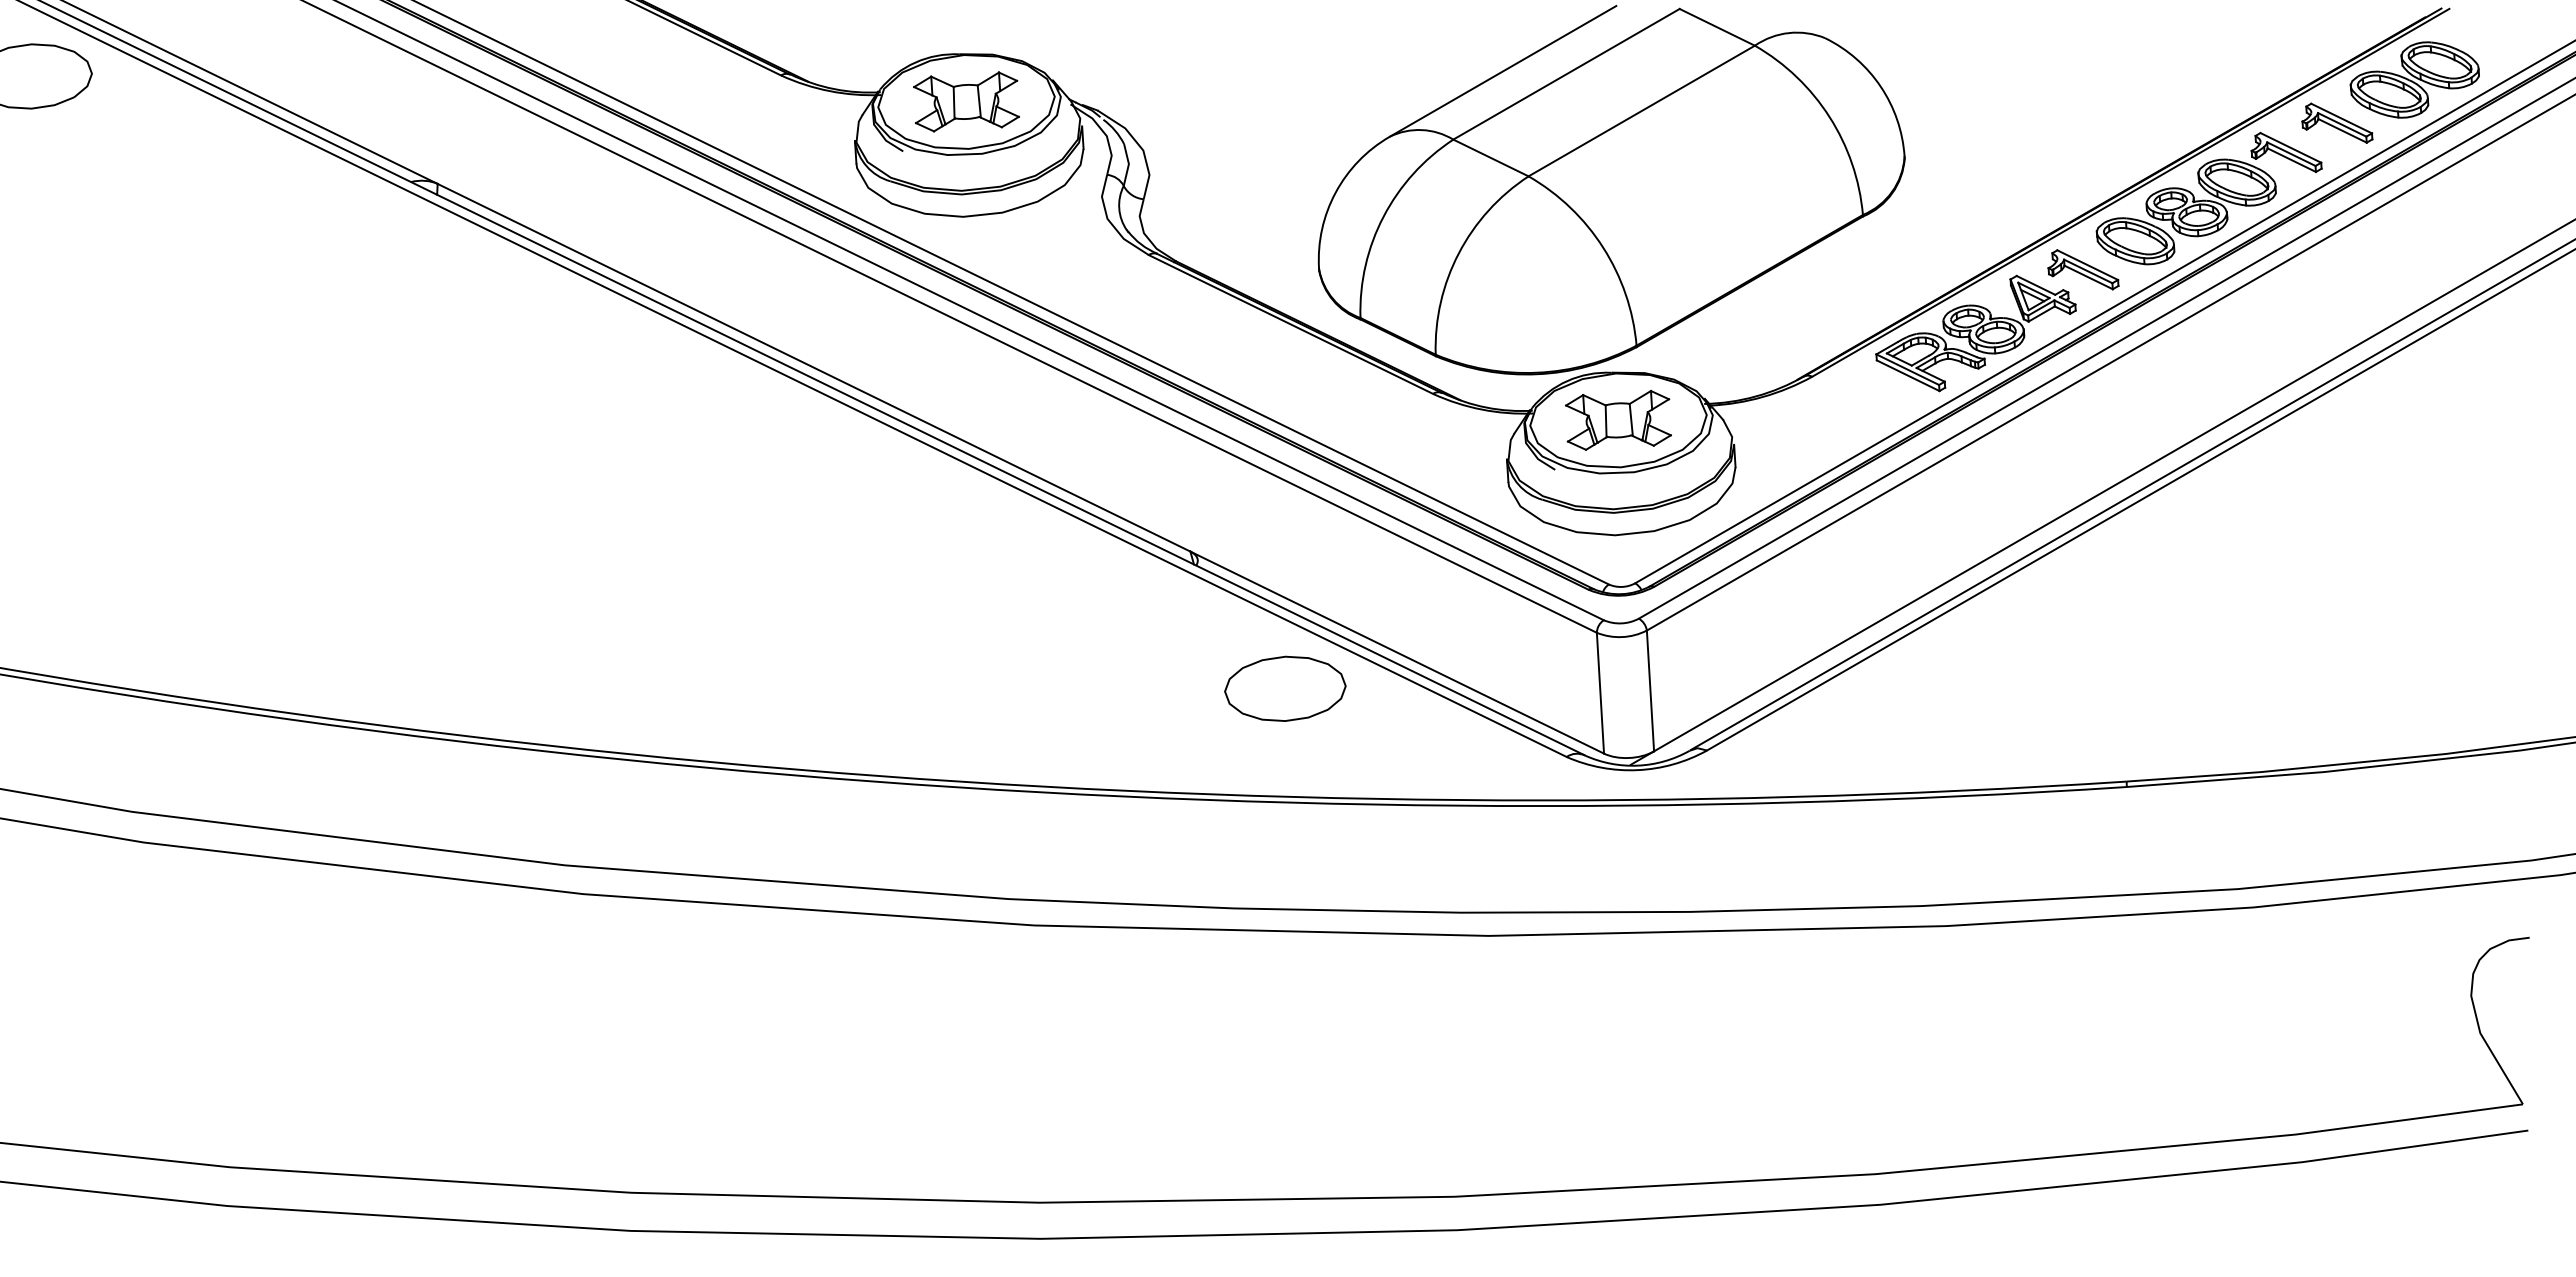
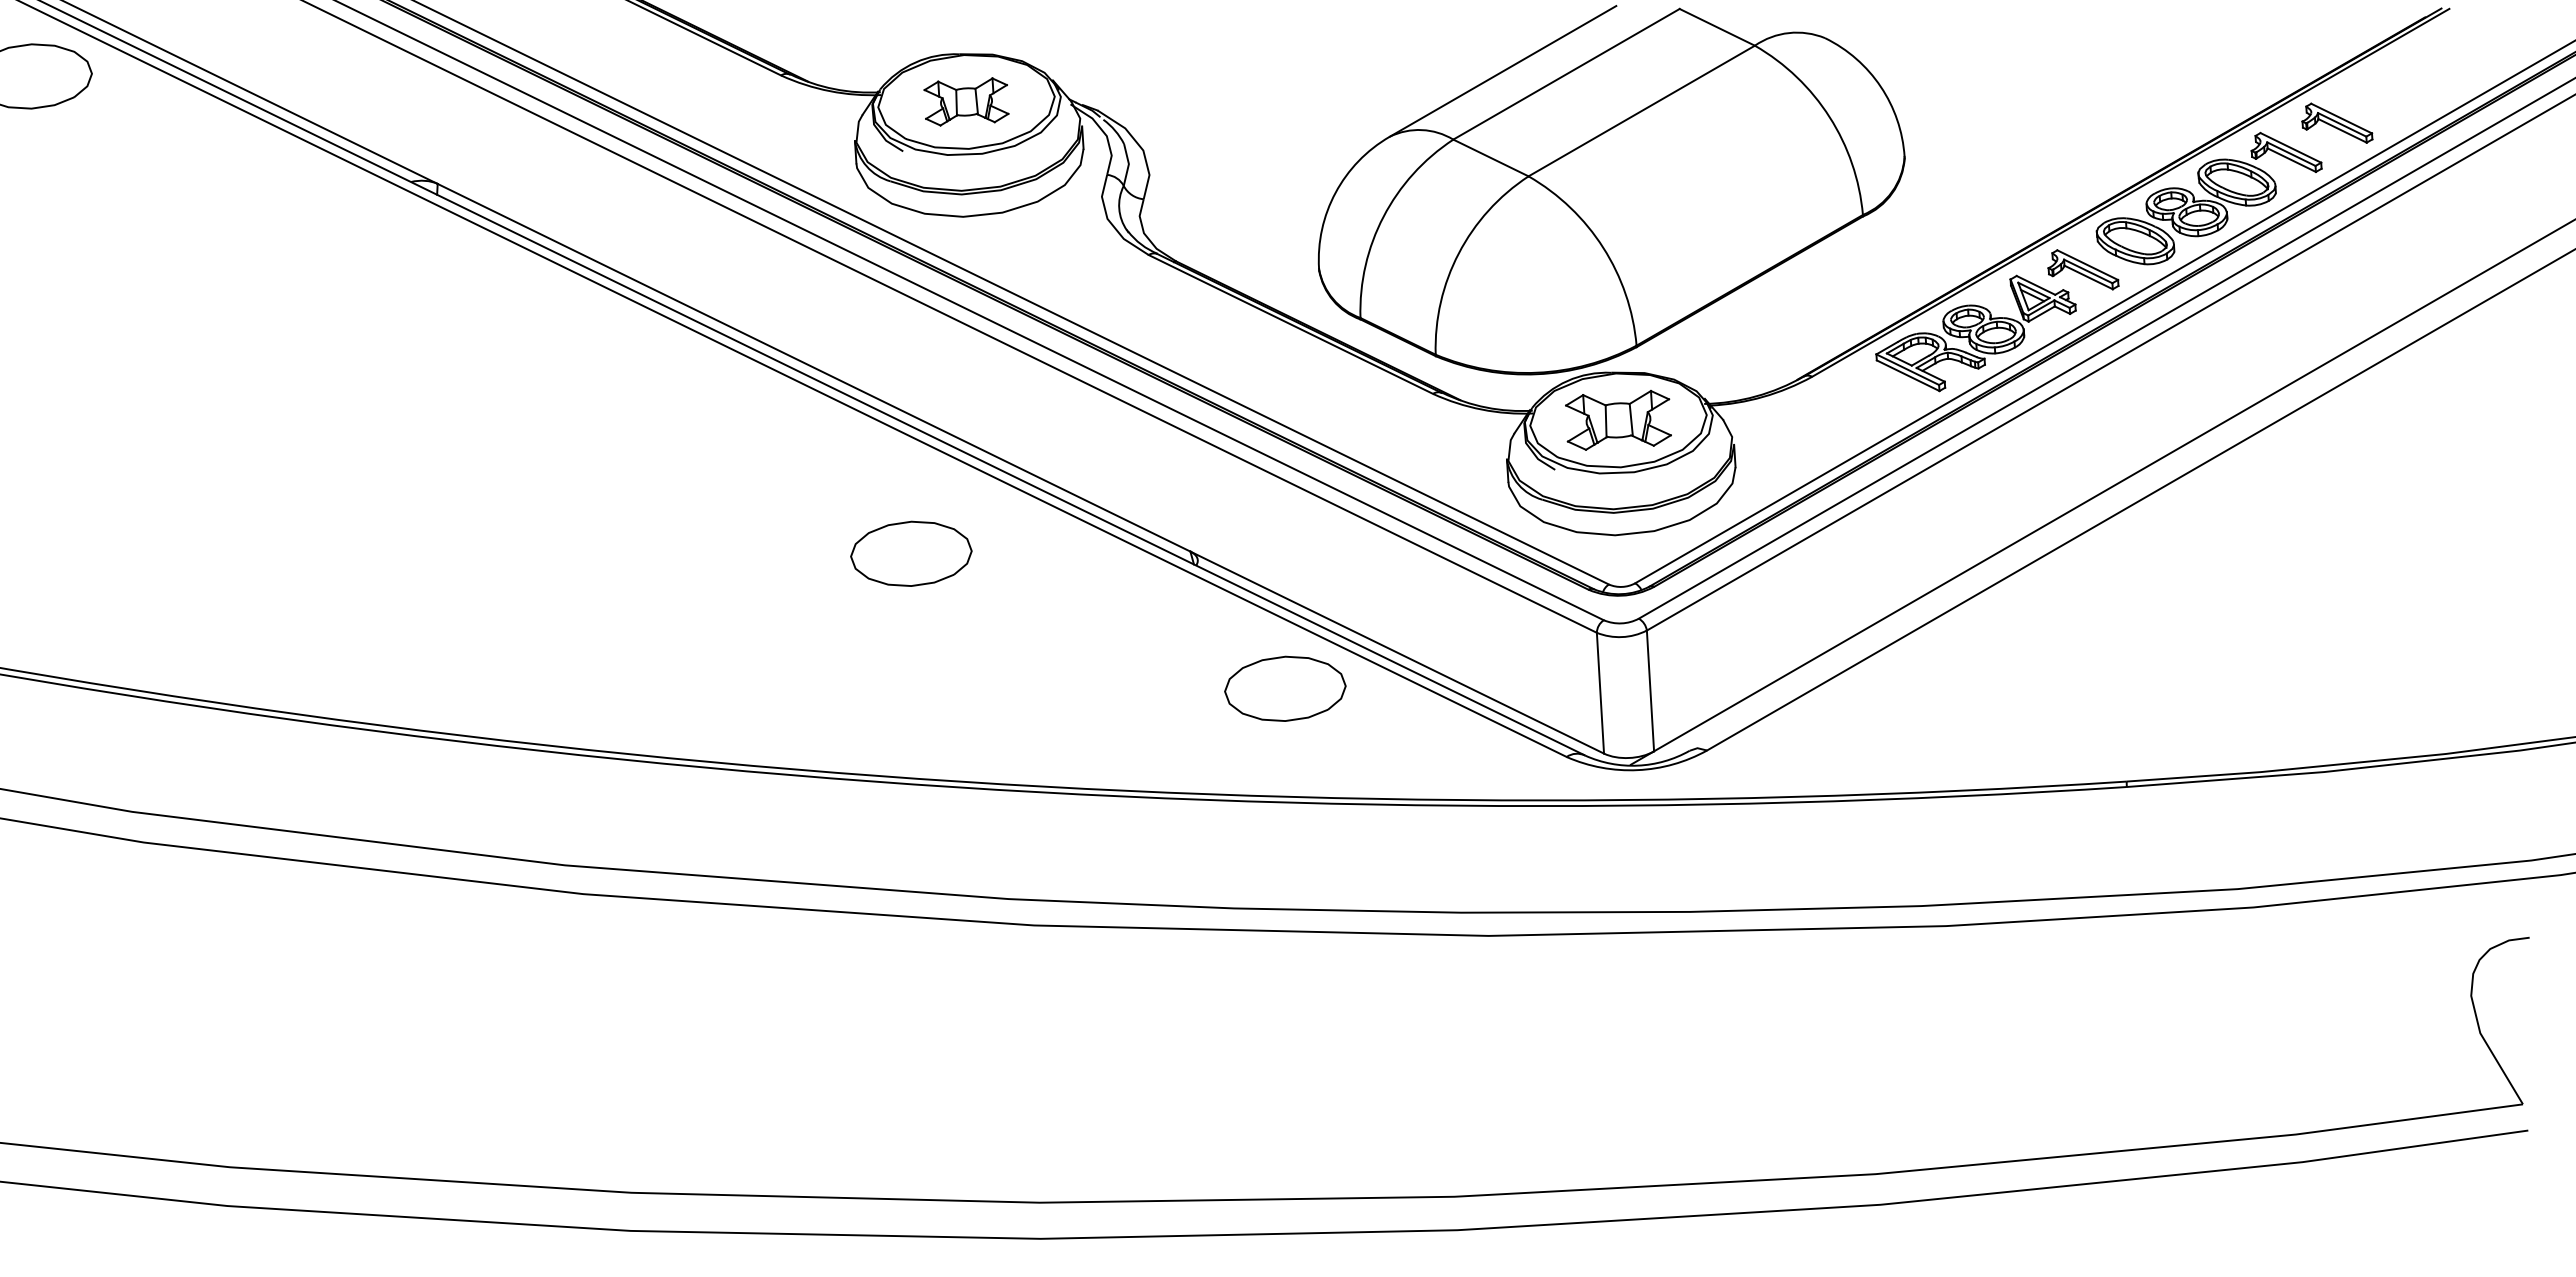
part: present -> none (2414, 79)
part size: 107x62 px -> 87x50 px (966, 101)
line: present -> none (2131, 494)
part: none -> present (911, 553)
